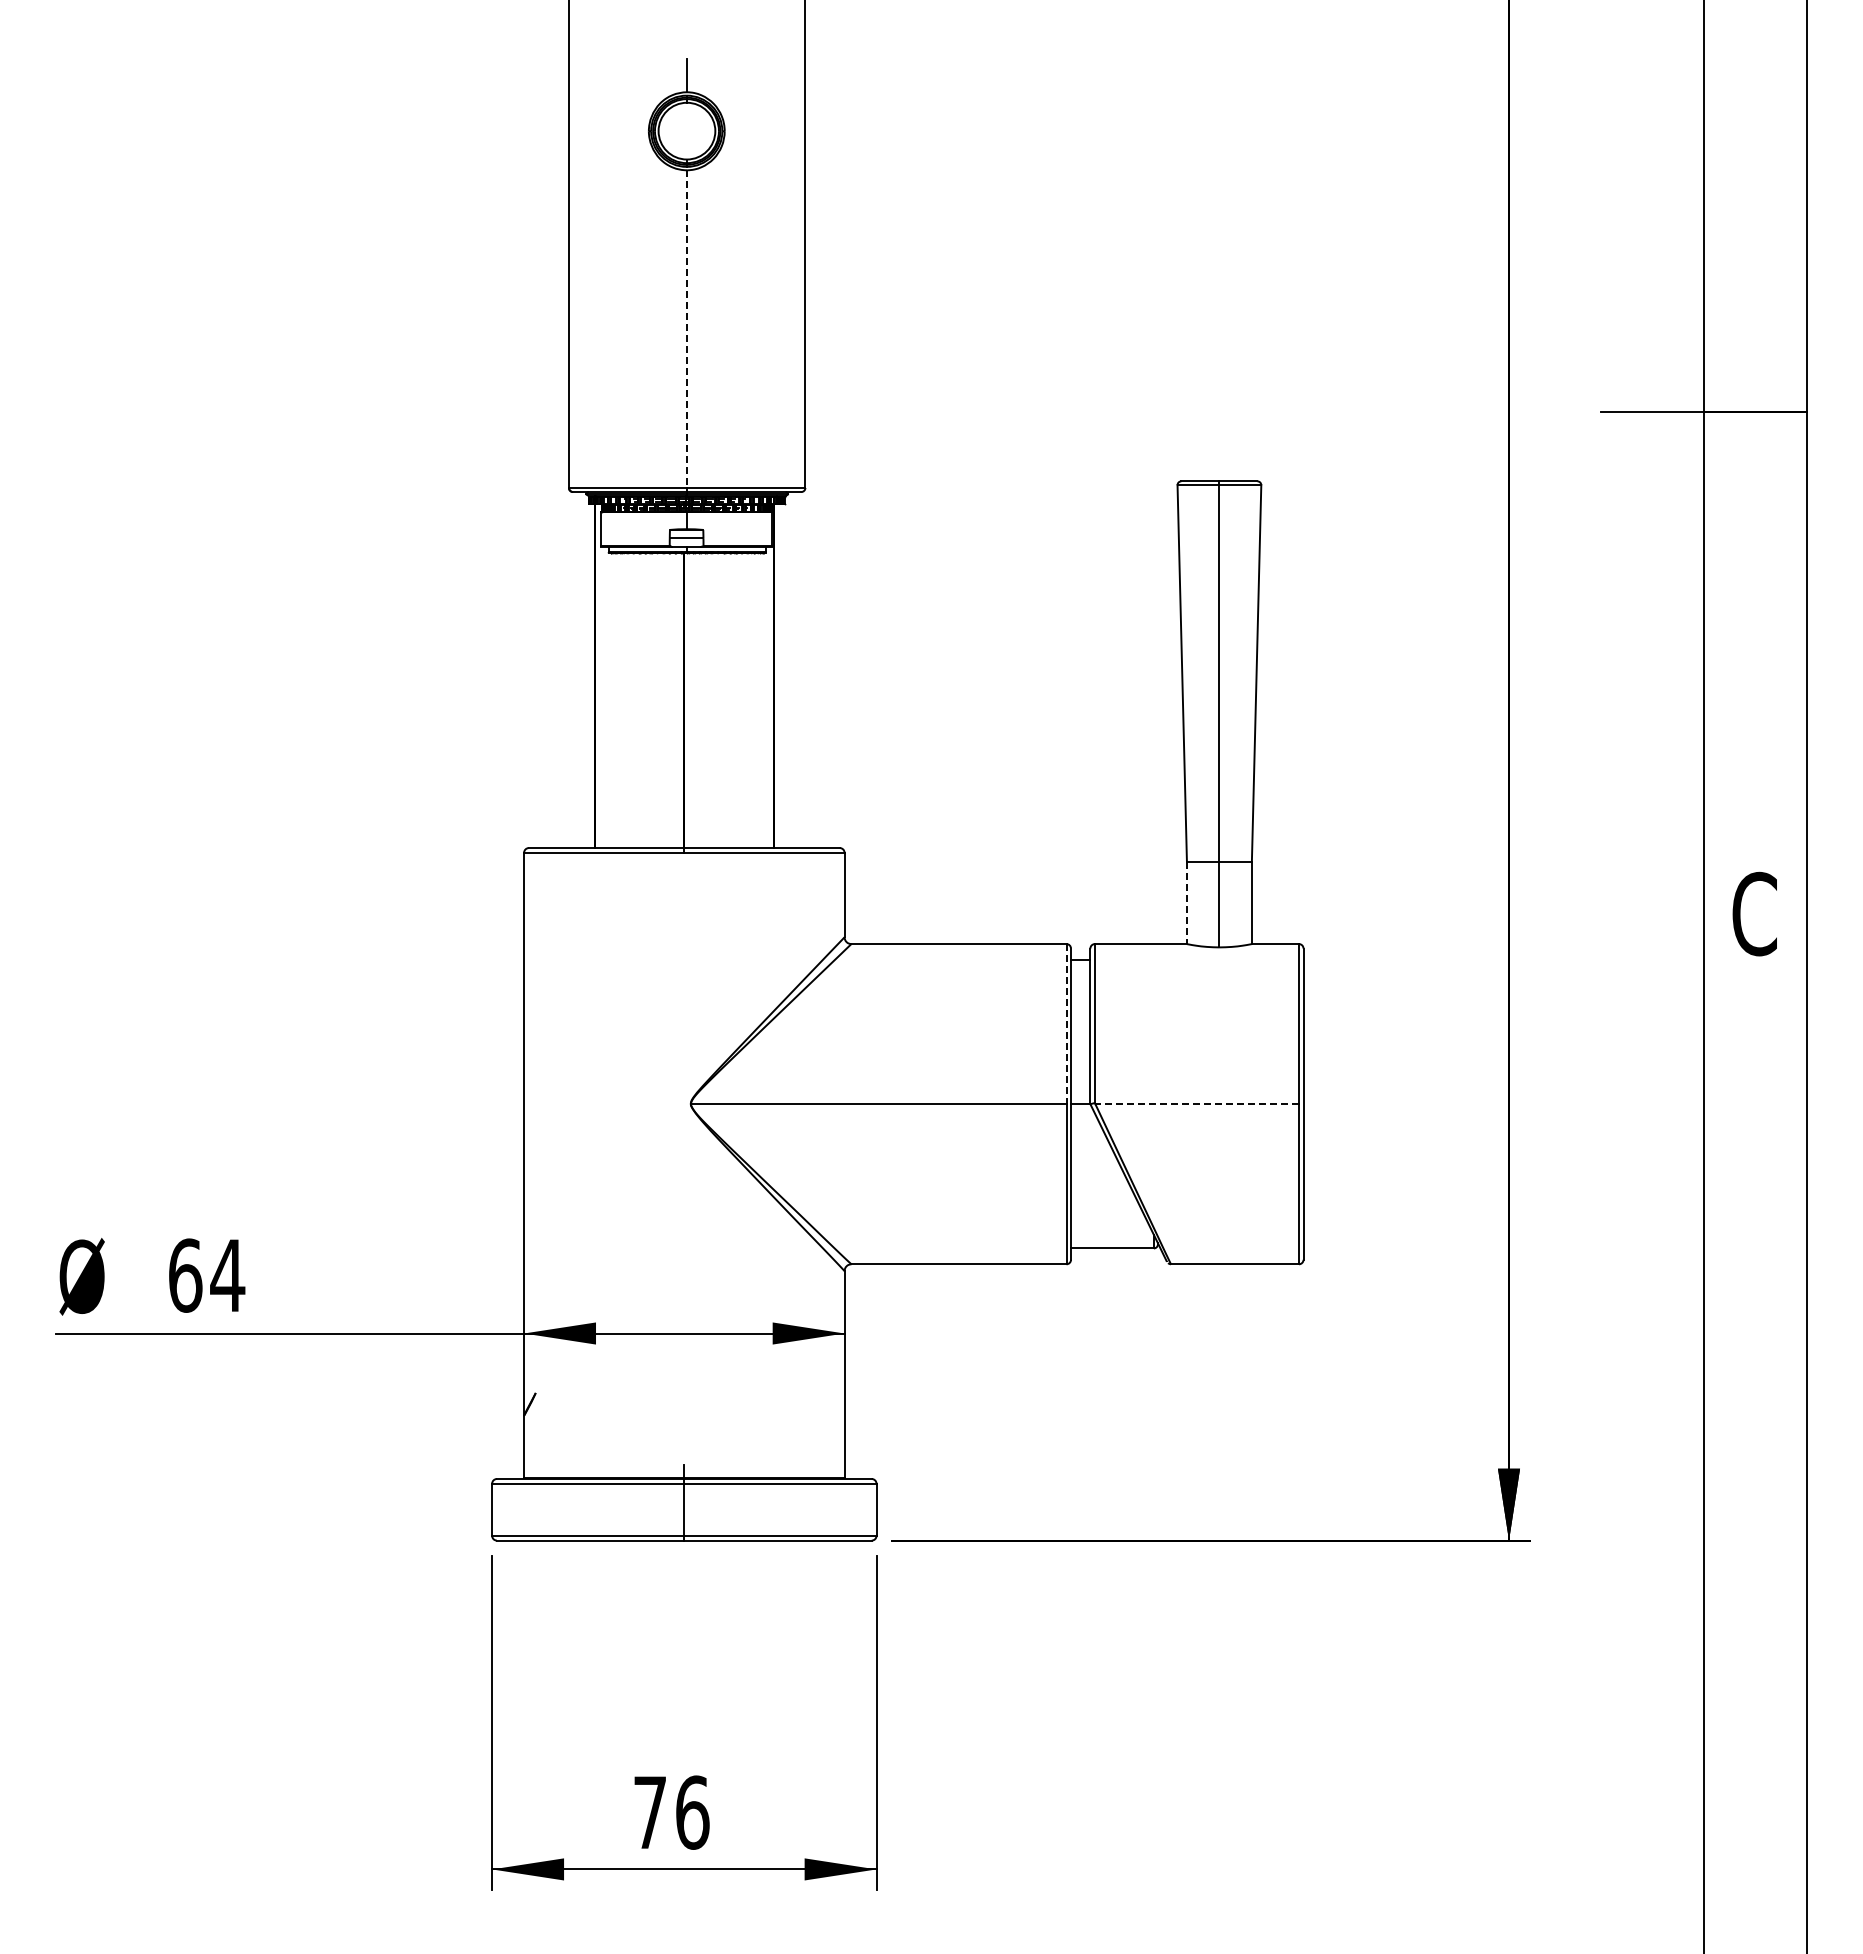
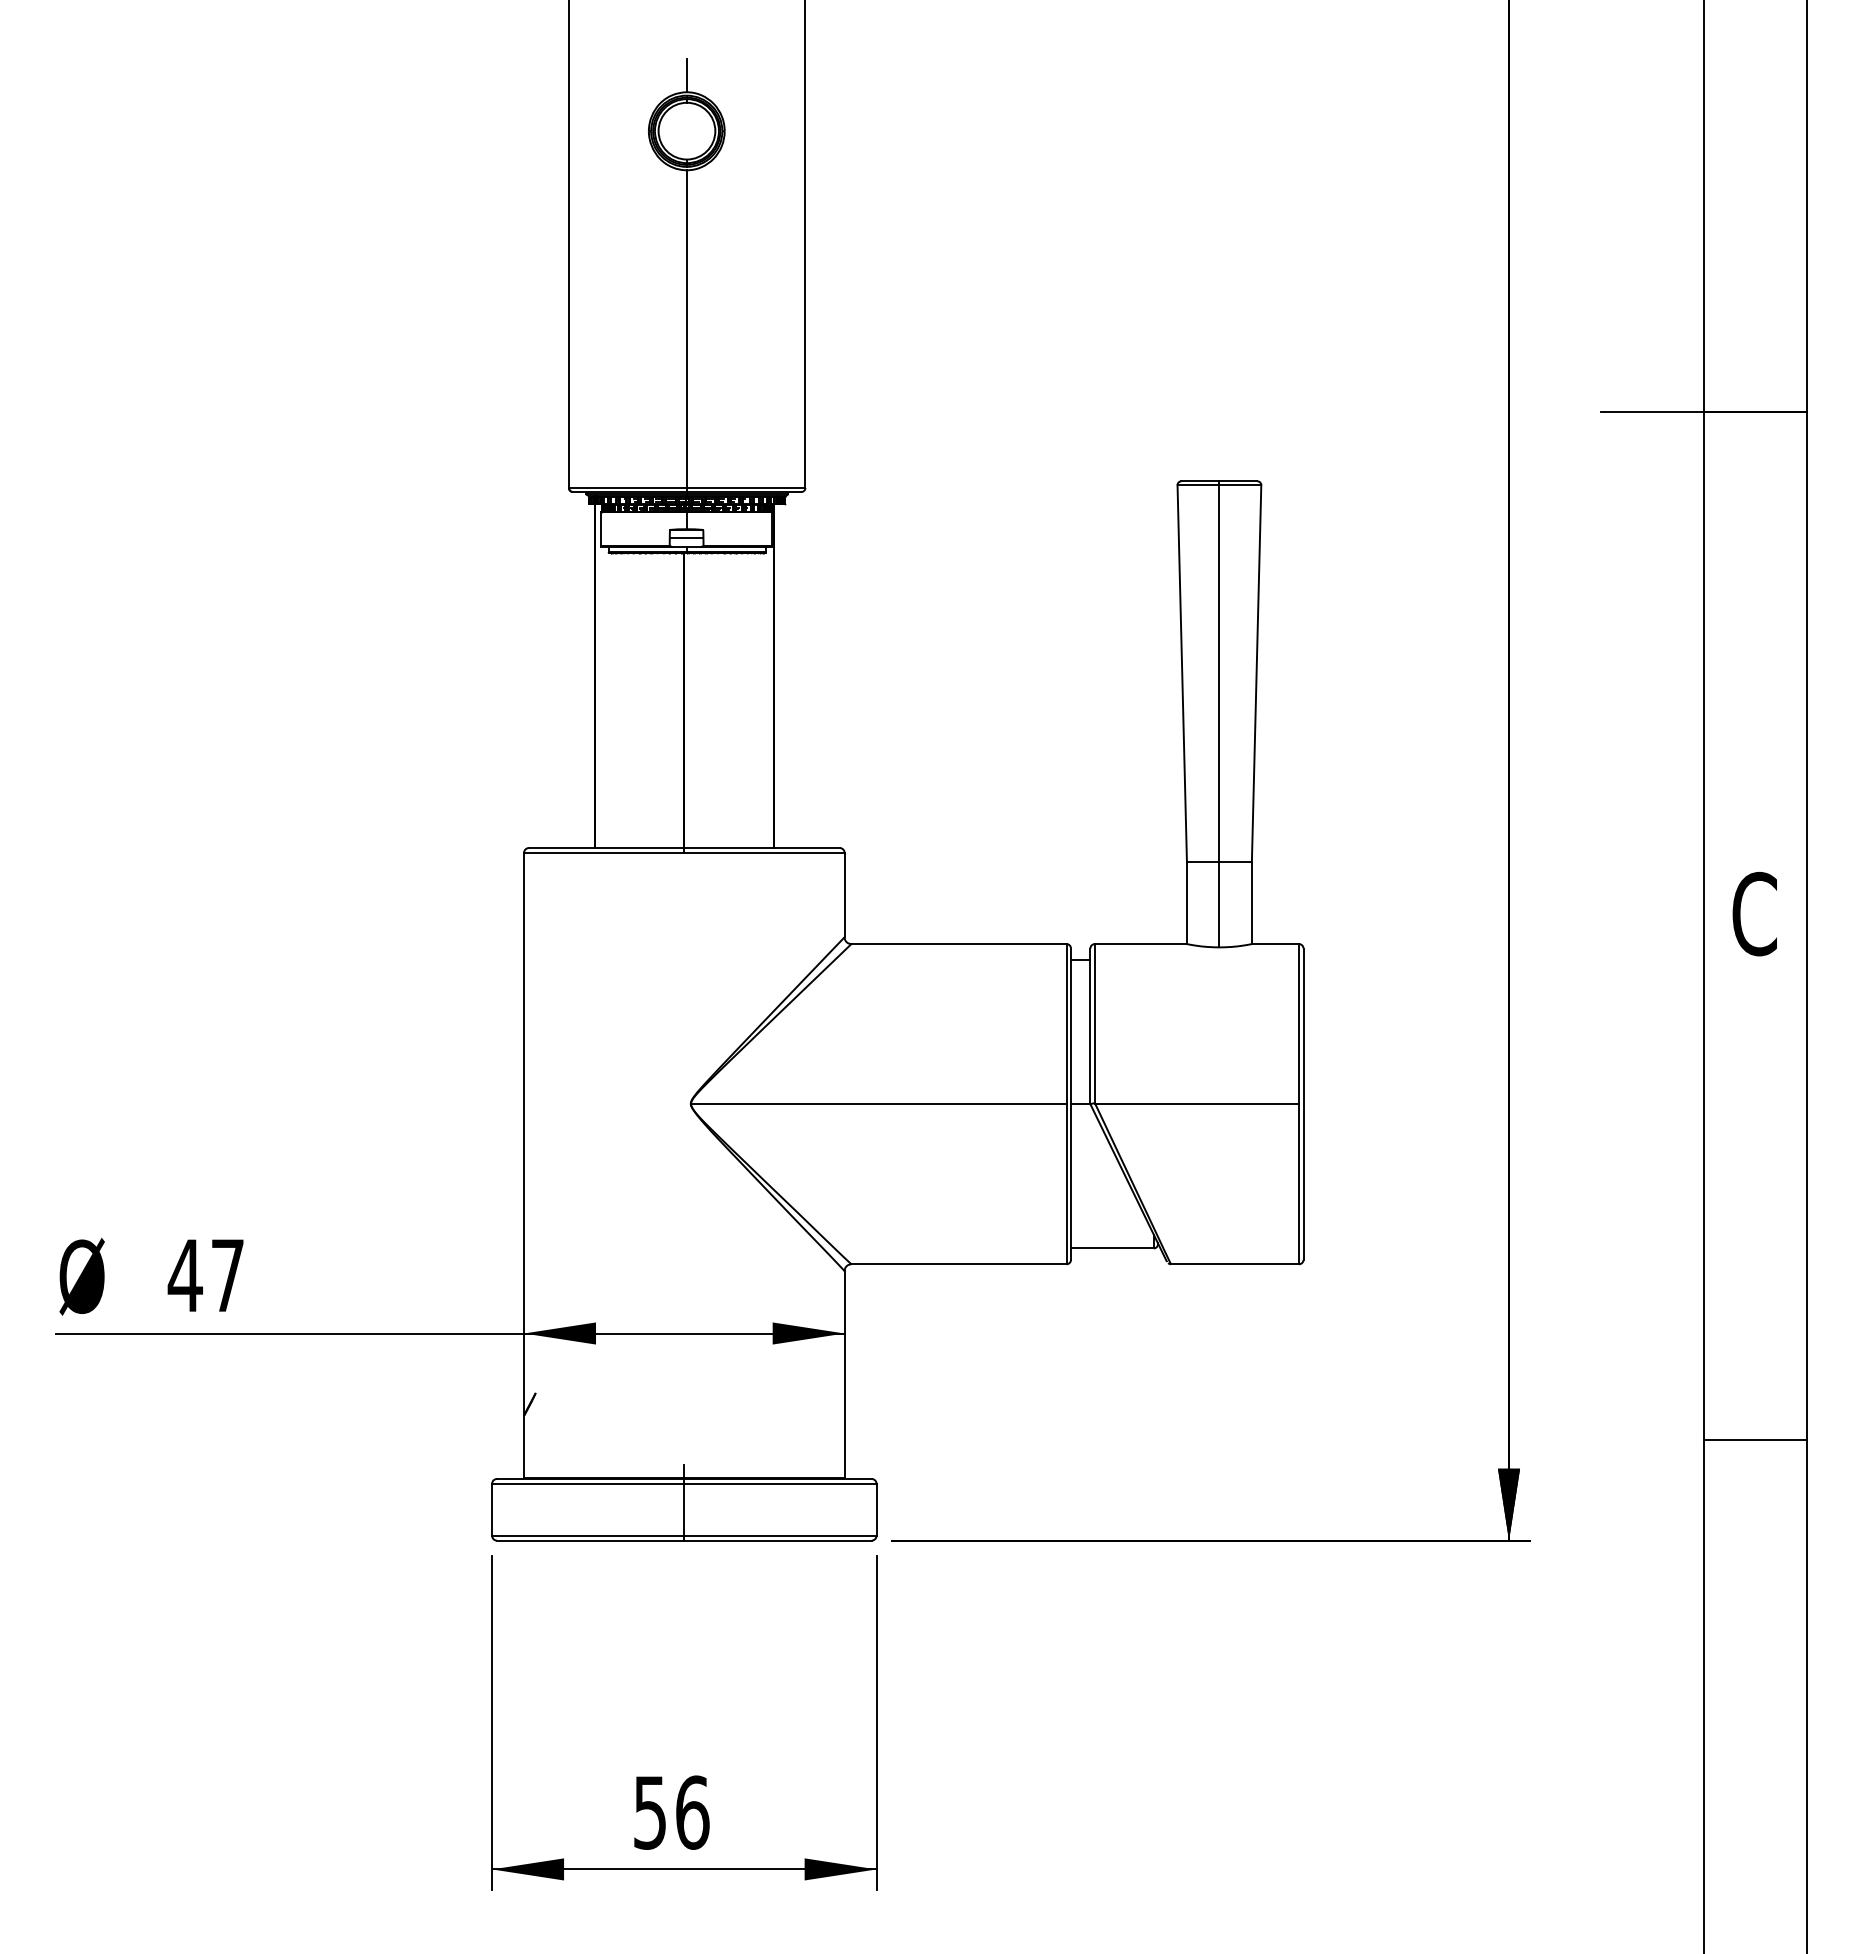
line: dashed -> solid (687, 329)
line: dashed -> solid (1186, 903)
line: dashed -> solid (1066, 1024)
line: dashed -> solid (1197, 1104)
text: 64 -> 47 (206, 1275)
line: none -> present (1755, 1439)
text: 76 -> 56 (649, 1812)
